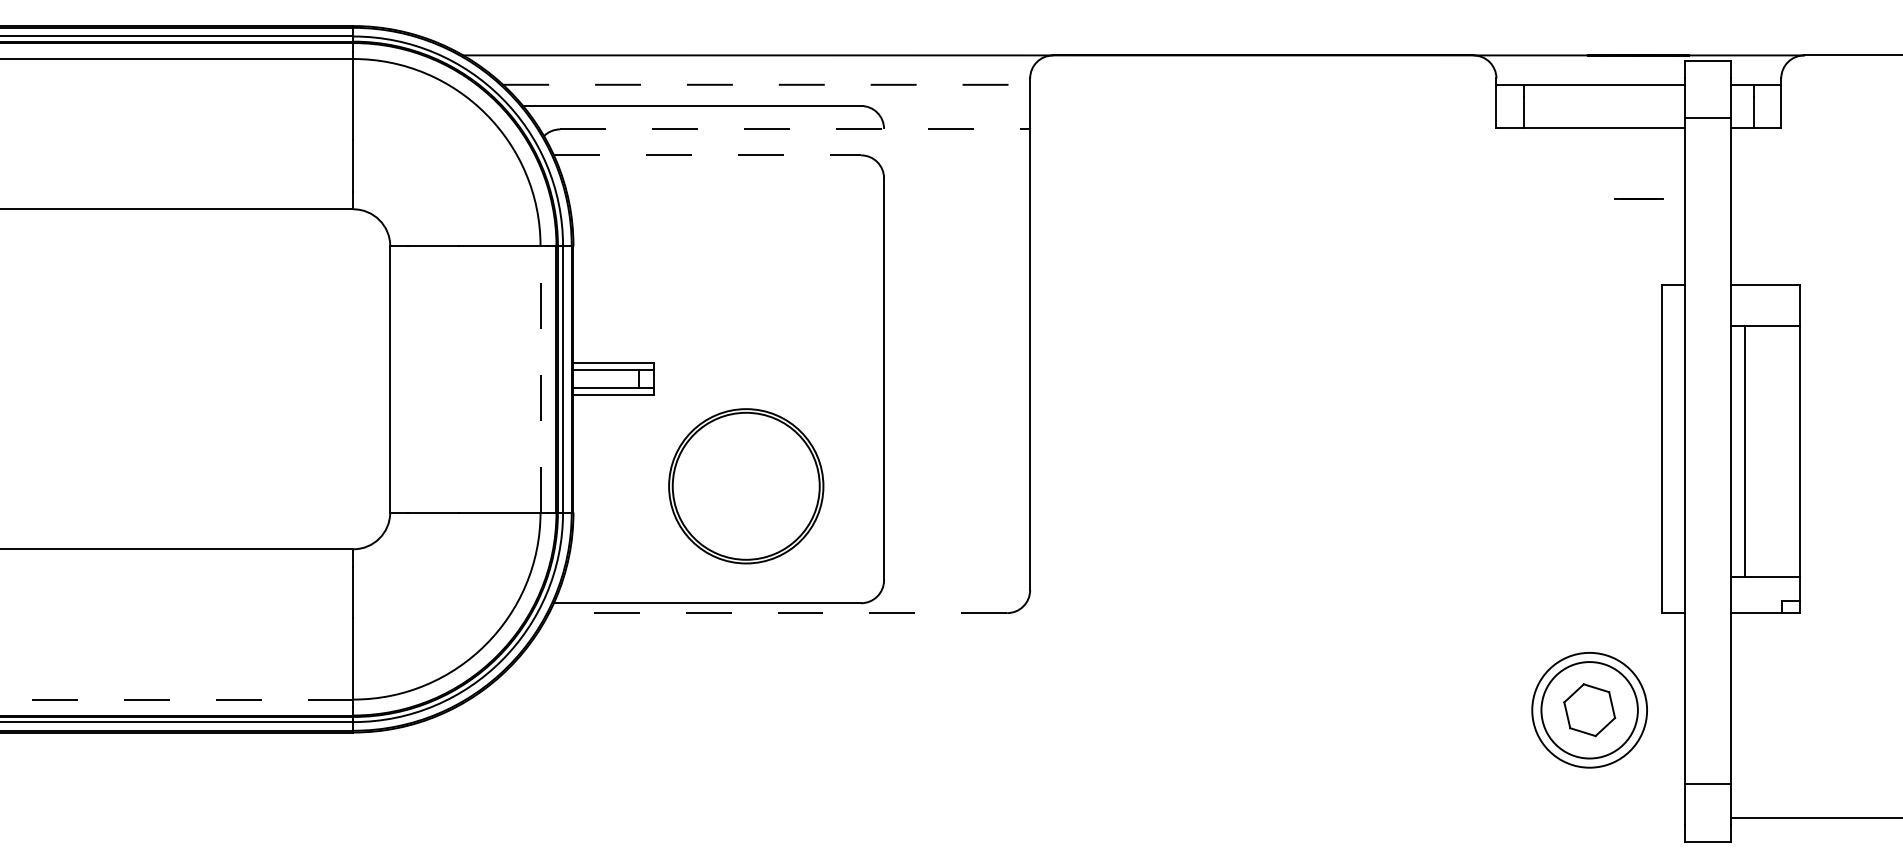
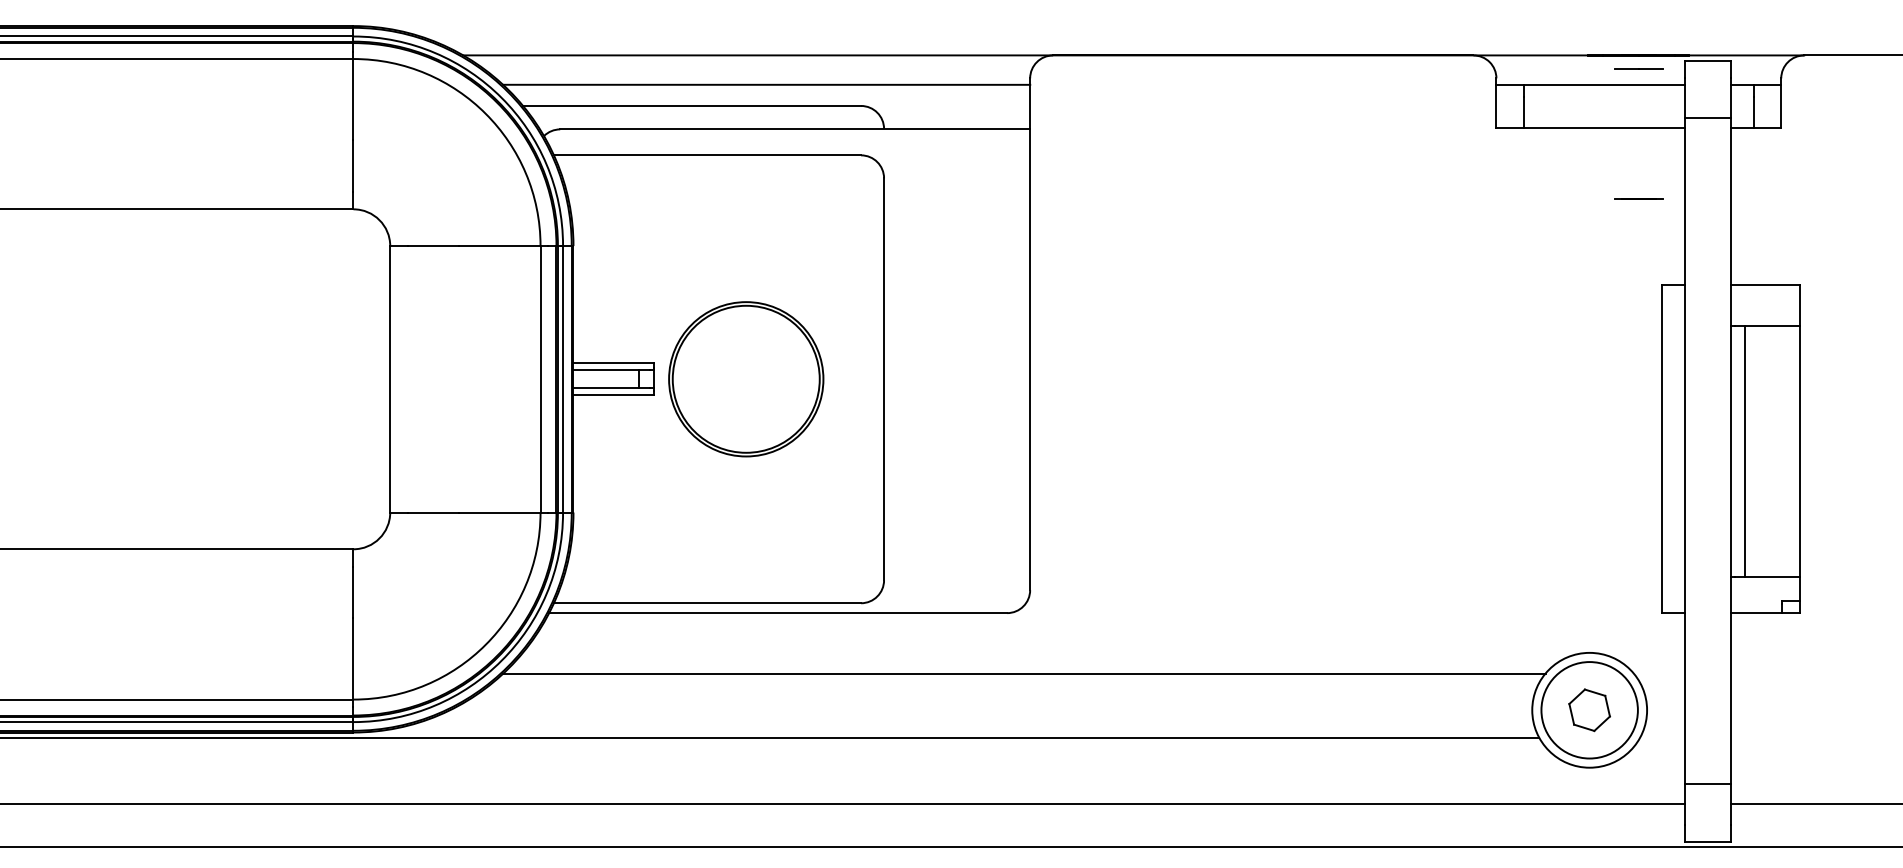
line: none -> present (1638, 68)
line: dashed -> solid (766, 84)
line: dashed -> solid (795, 129)
line: dashed -> solid (707, 155)
line: dashed -> solid (540, 378)
part position: (746, 486) -> (746, 379) (746, 379)
line: dashed -> solid (777, 613)
line: none -> present (1024, 673)
line: dashed -> solid (177, 699)
part size: 54x55 px -> 43x45 px (1589, 710)
line: none -> present (770, 737)
line: none -> present (843, 804)
line position: (1814, 818) -> (1814, 804) (1814, 804)
line: none -> present (950, 847)
